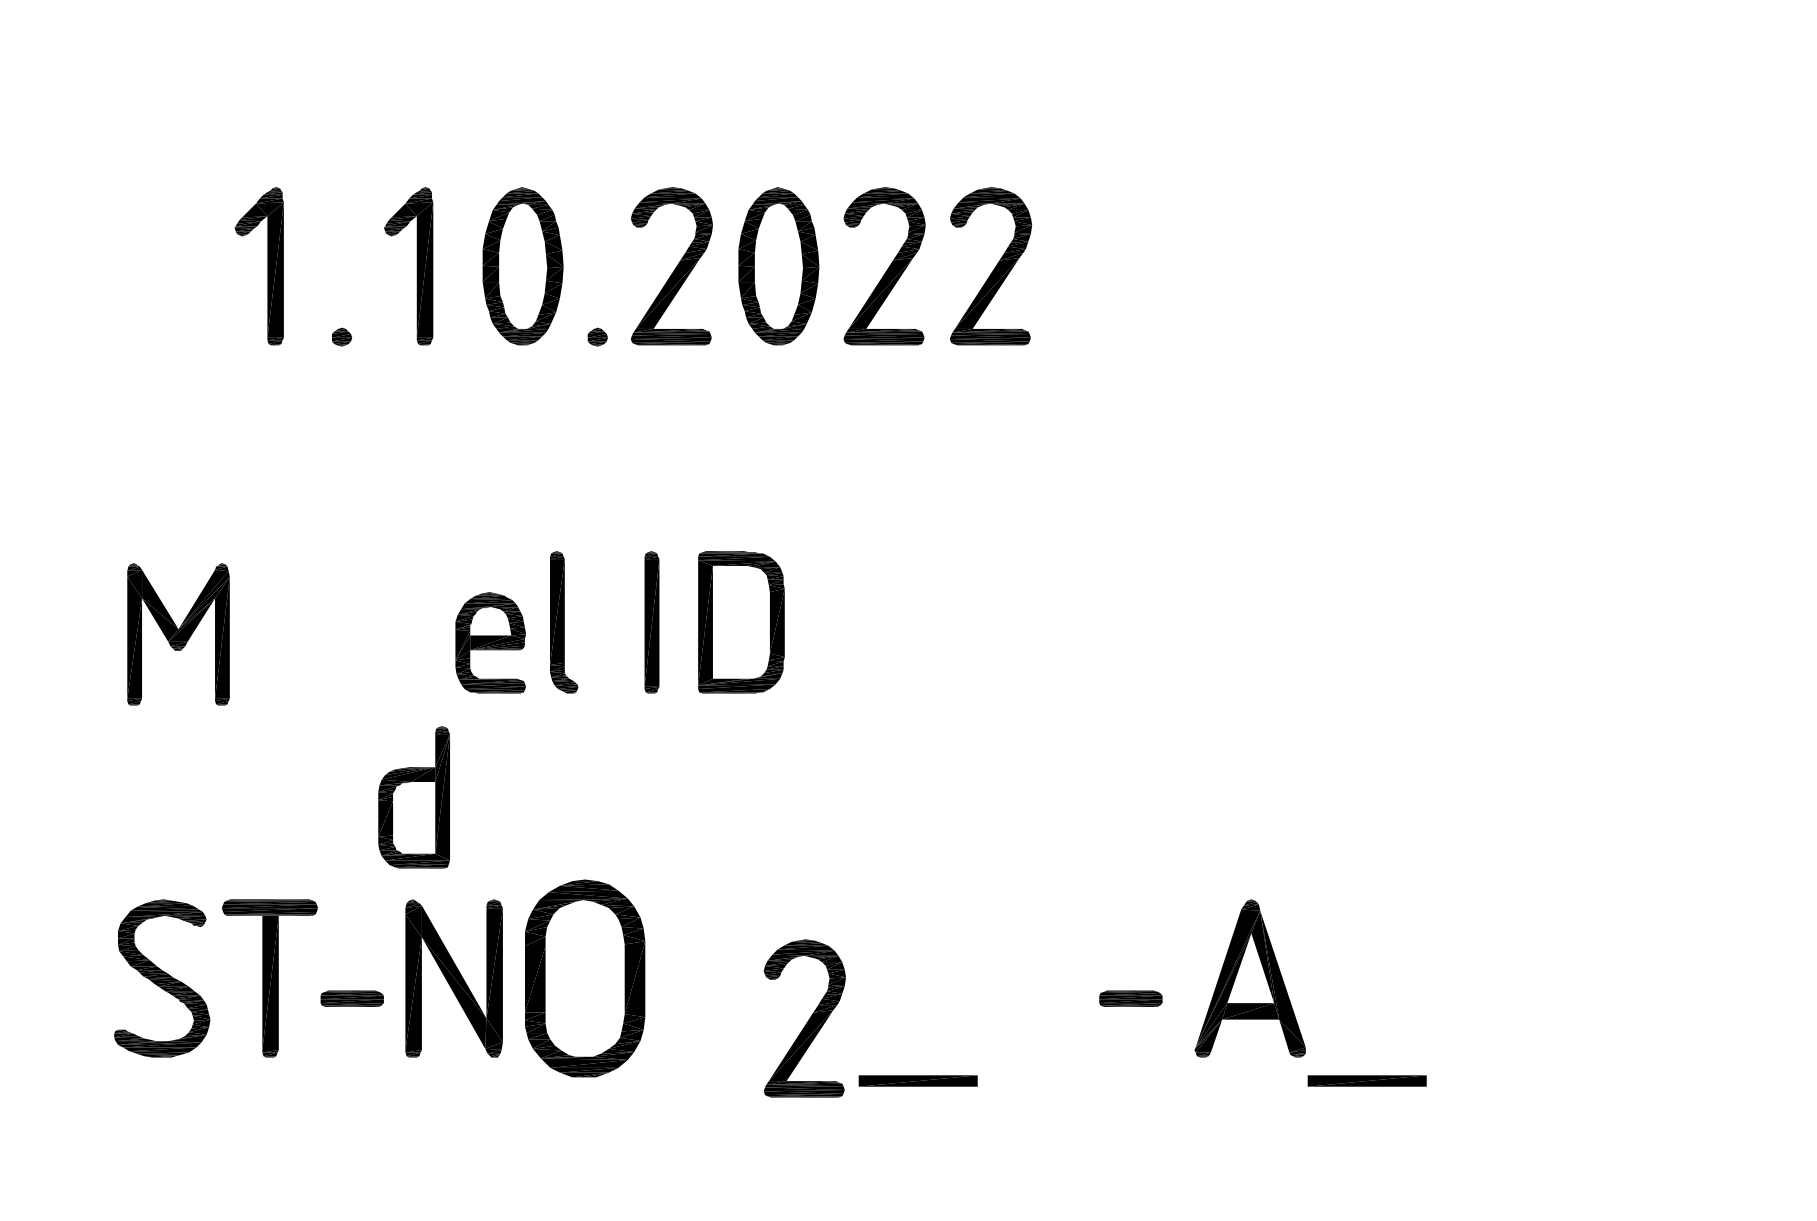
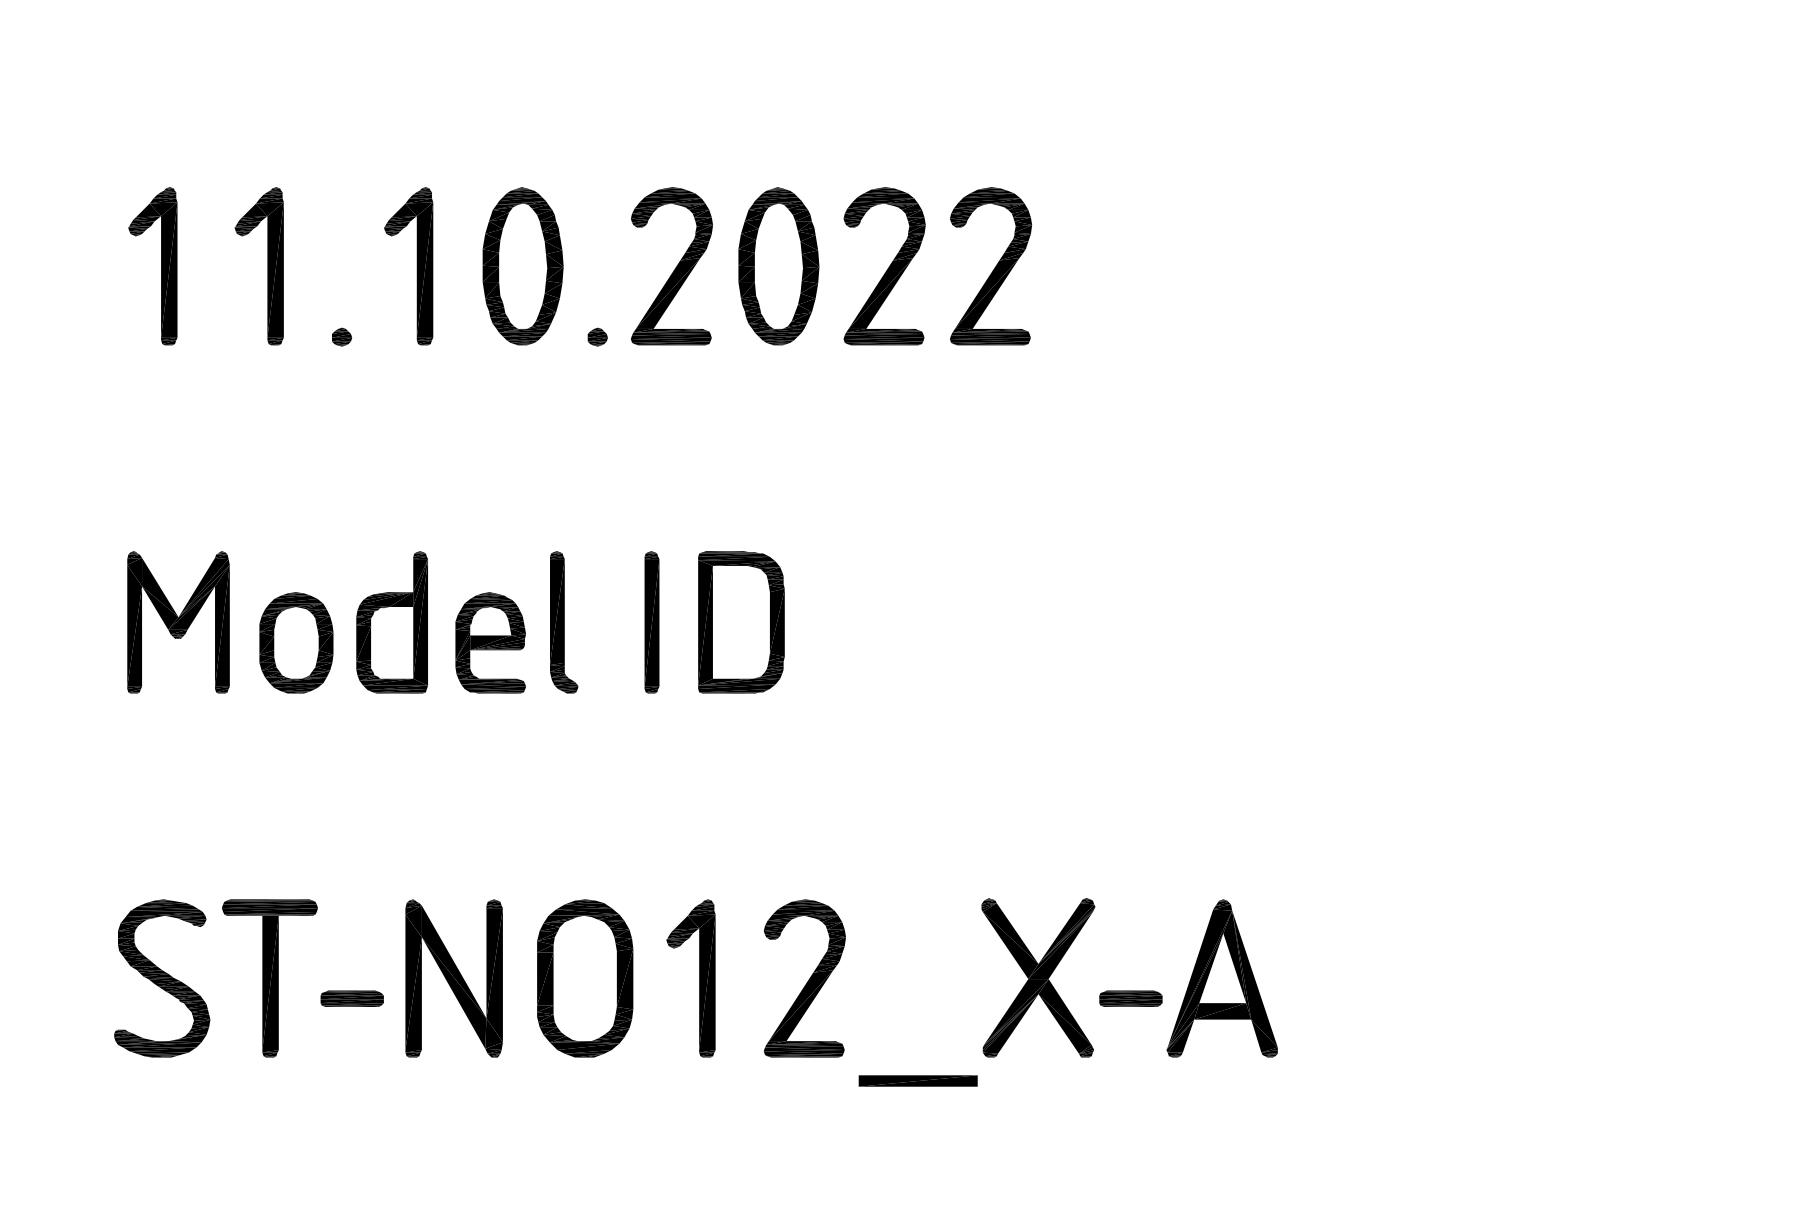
part: none -> present (161, 266)
part position: (178, 634) -> (178, 622) (178, 622)
part: none -> present (296, 642)
part position: (413, 797) -> (391, 622) (391, 622)
part: none -> present (1038, 977)
part size: 121x199 px -> 97x159 px (585, 978)
part: none -> present (699, 978)
part position: (1249, 978) -> (1221, 978) (1221, 978)
part position: (804, 1018) -> (804, 978) (804, 978)
part: present -> none (1366, 1080)
